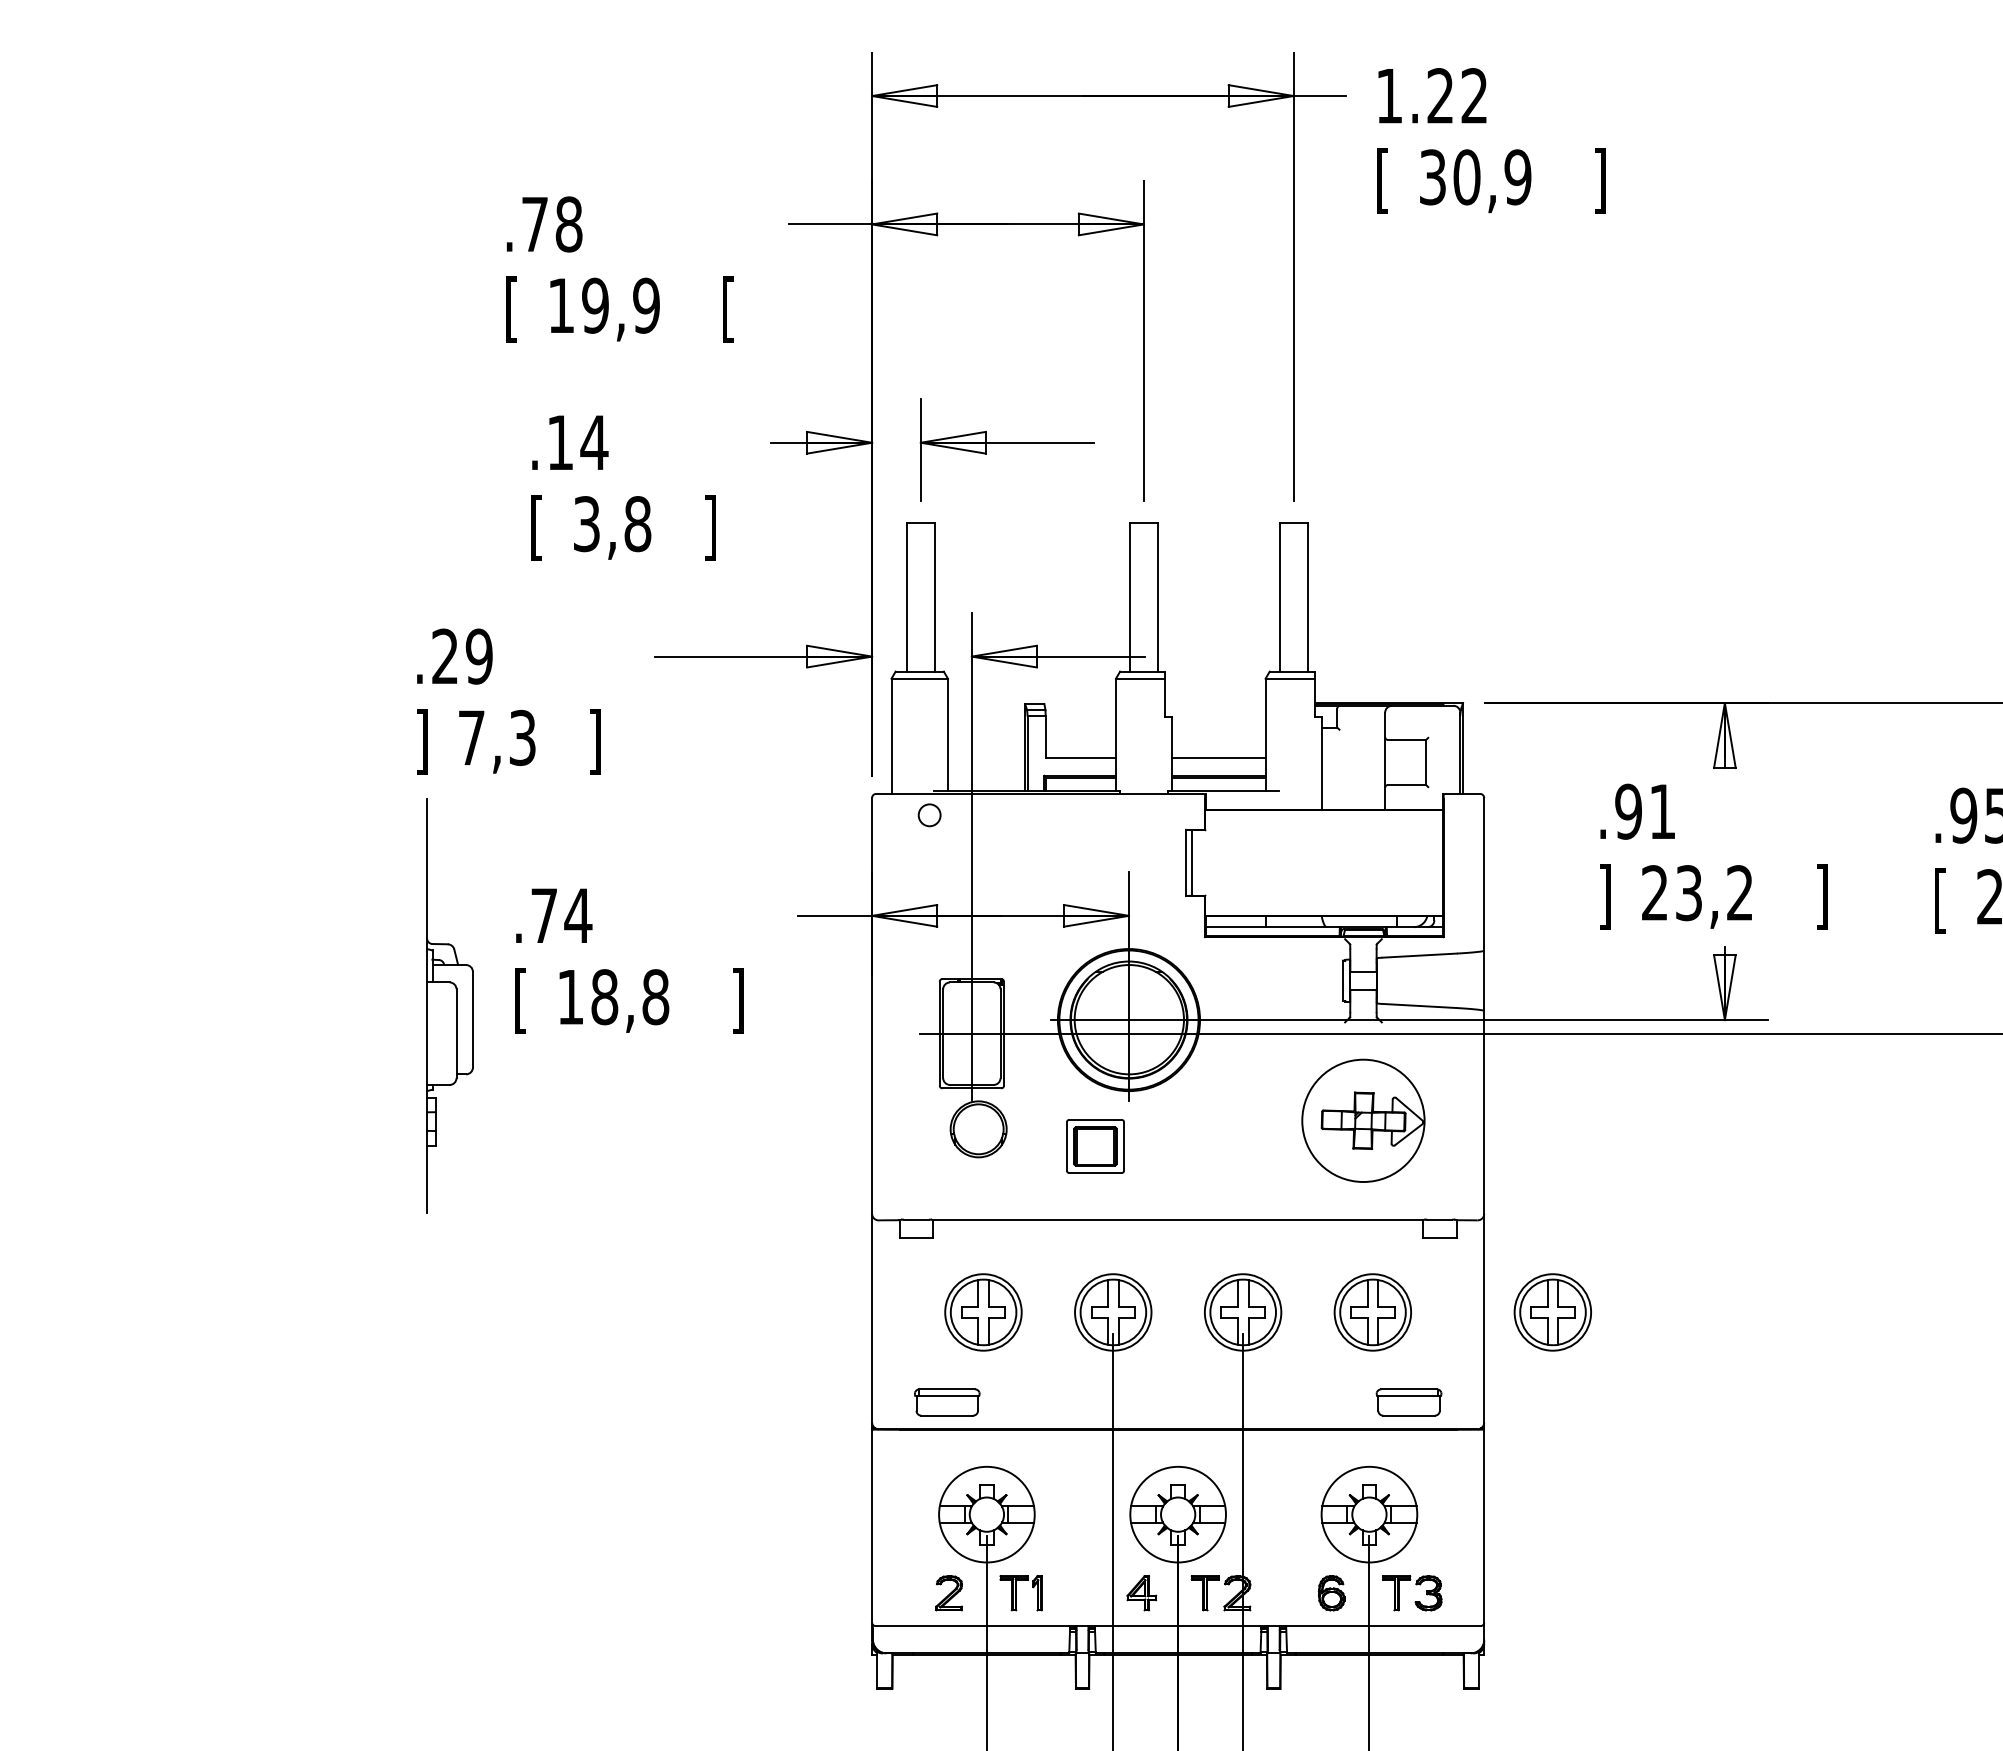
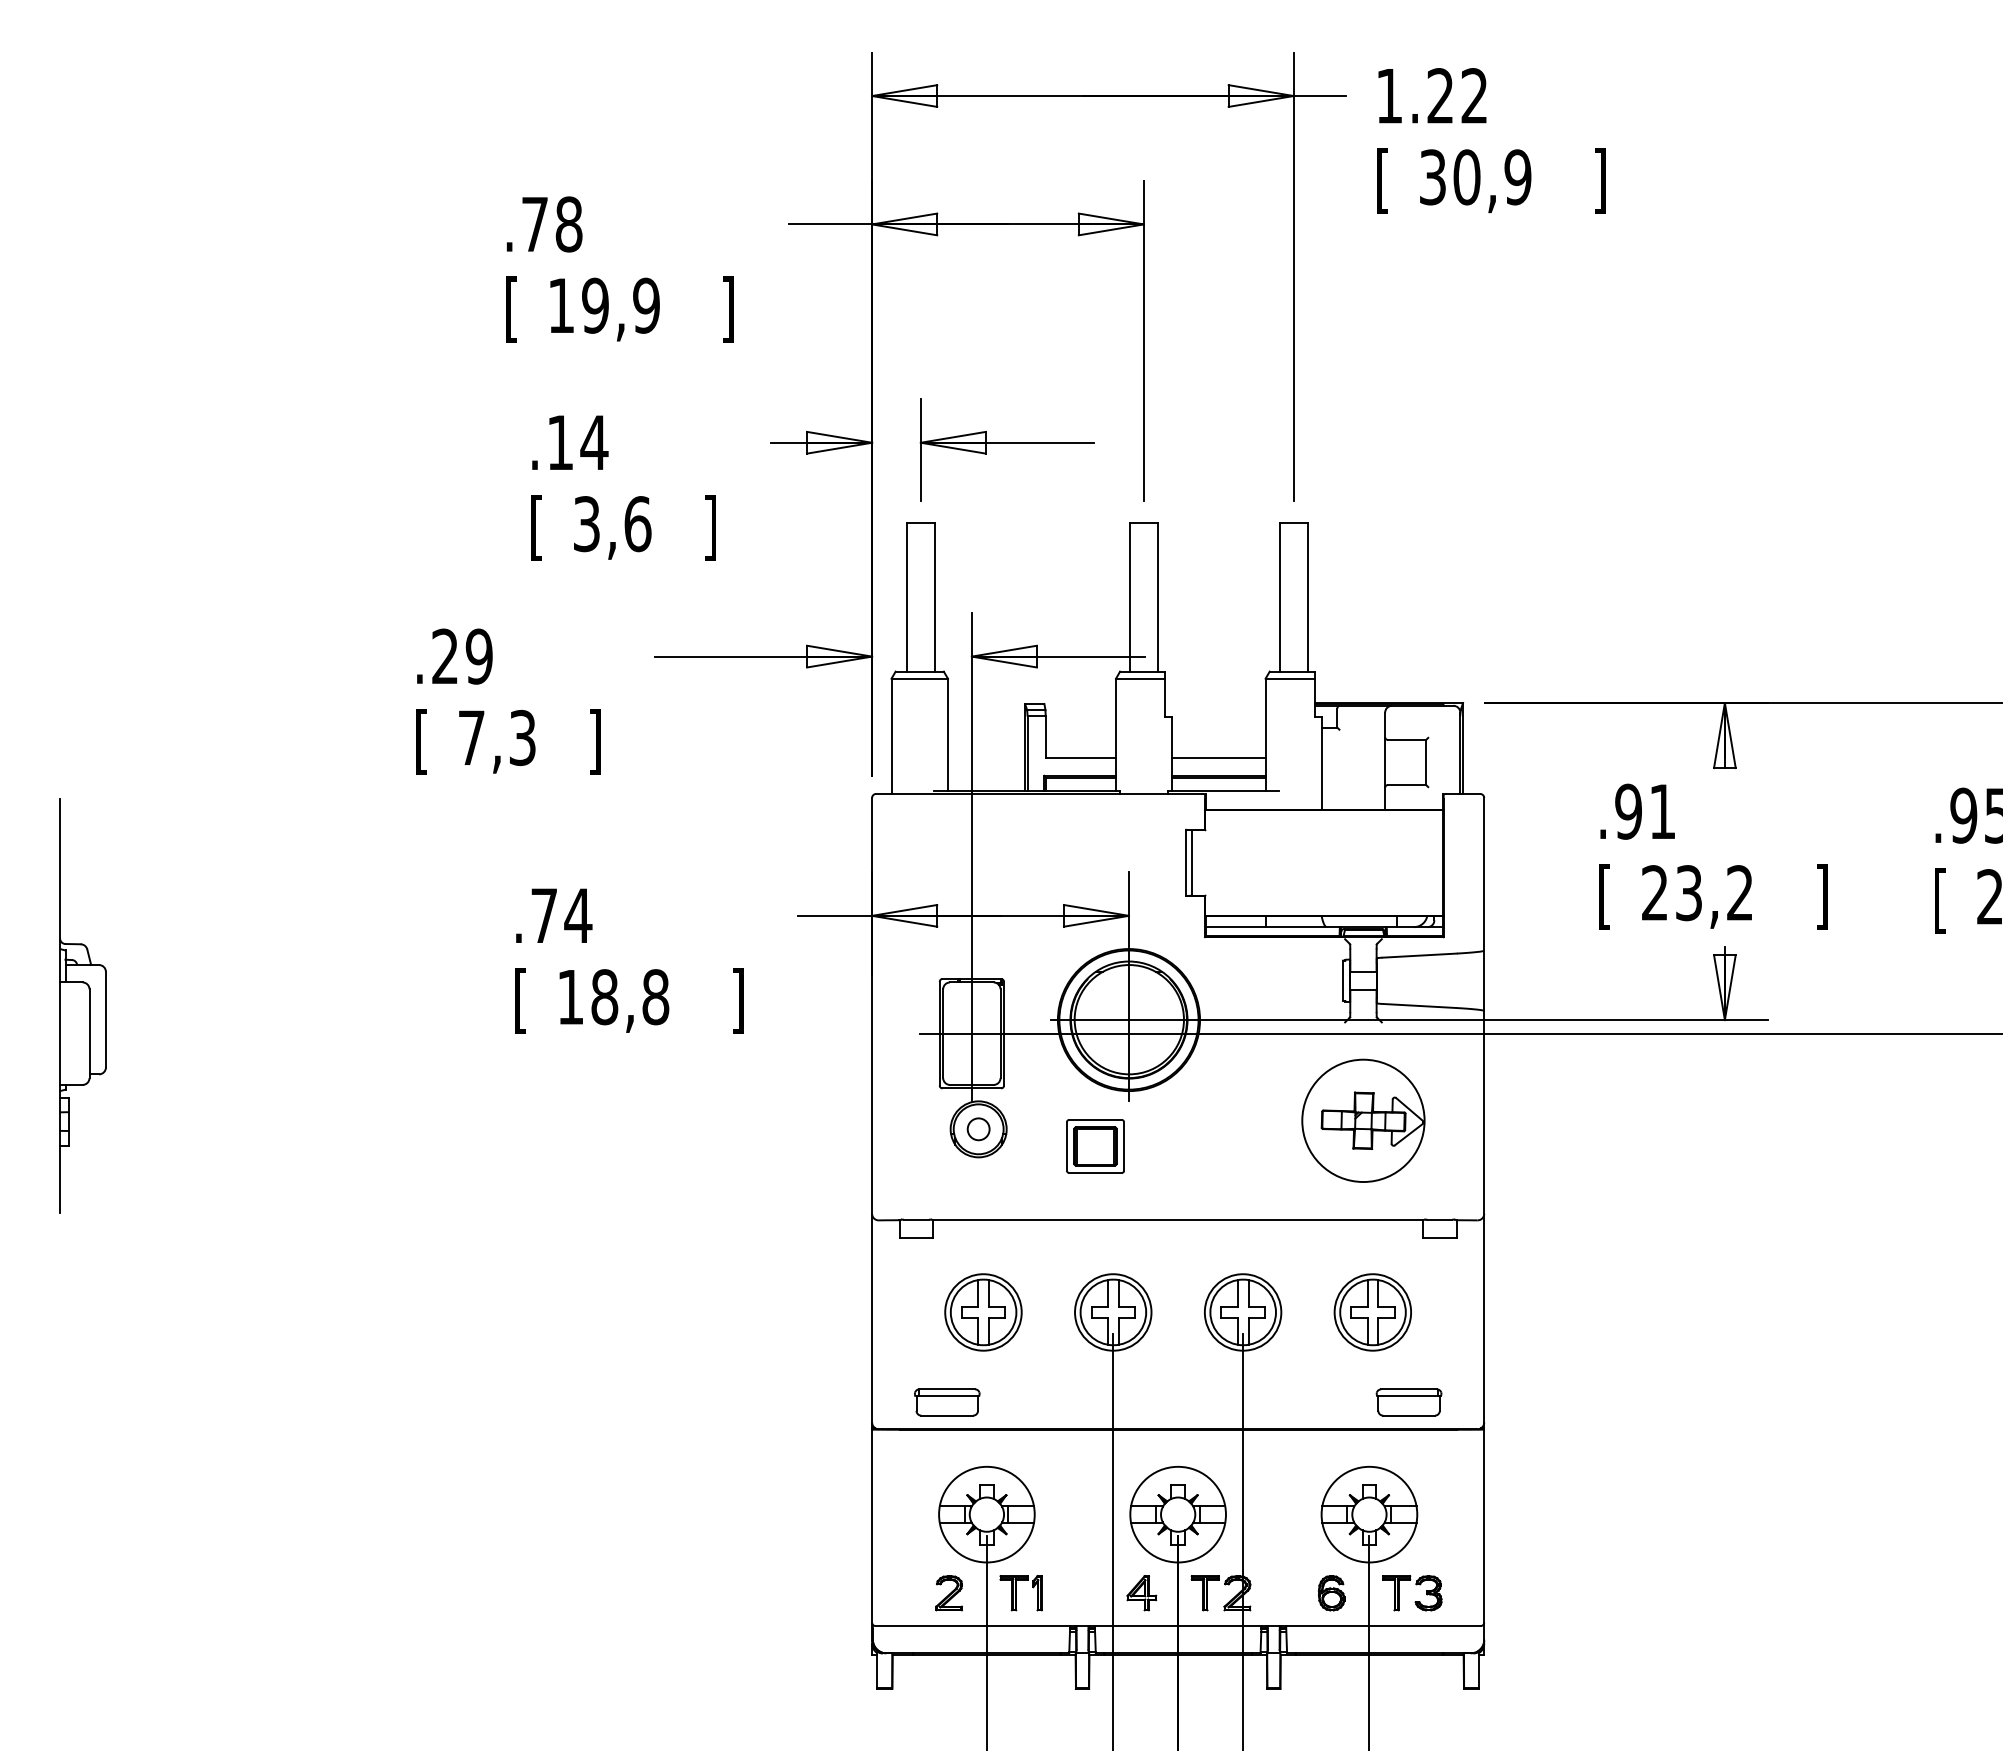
text: [ -> ] (728, 309)
text: 3,8 -> 3,6 (637, 524)
text: ] -> [ (421, 741)
circle position: (929, 815) -> (978, 1129) (978, 1129)
text: ] -> [ (1604, 896)
part position: (449, 1005) -> (82, 1005) (82, 1005)
part: present -> none (1552, 1312)
